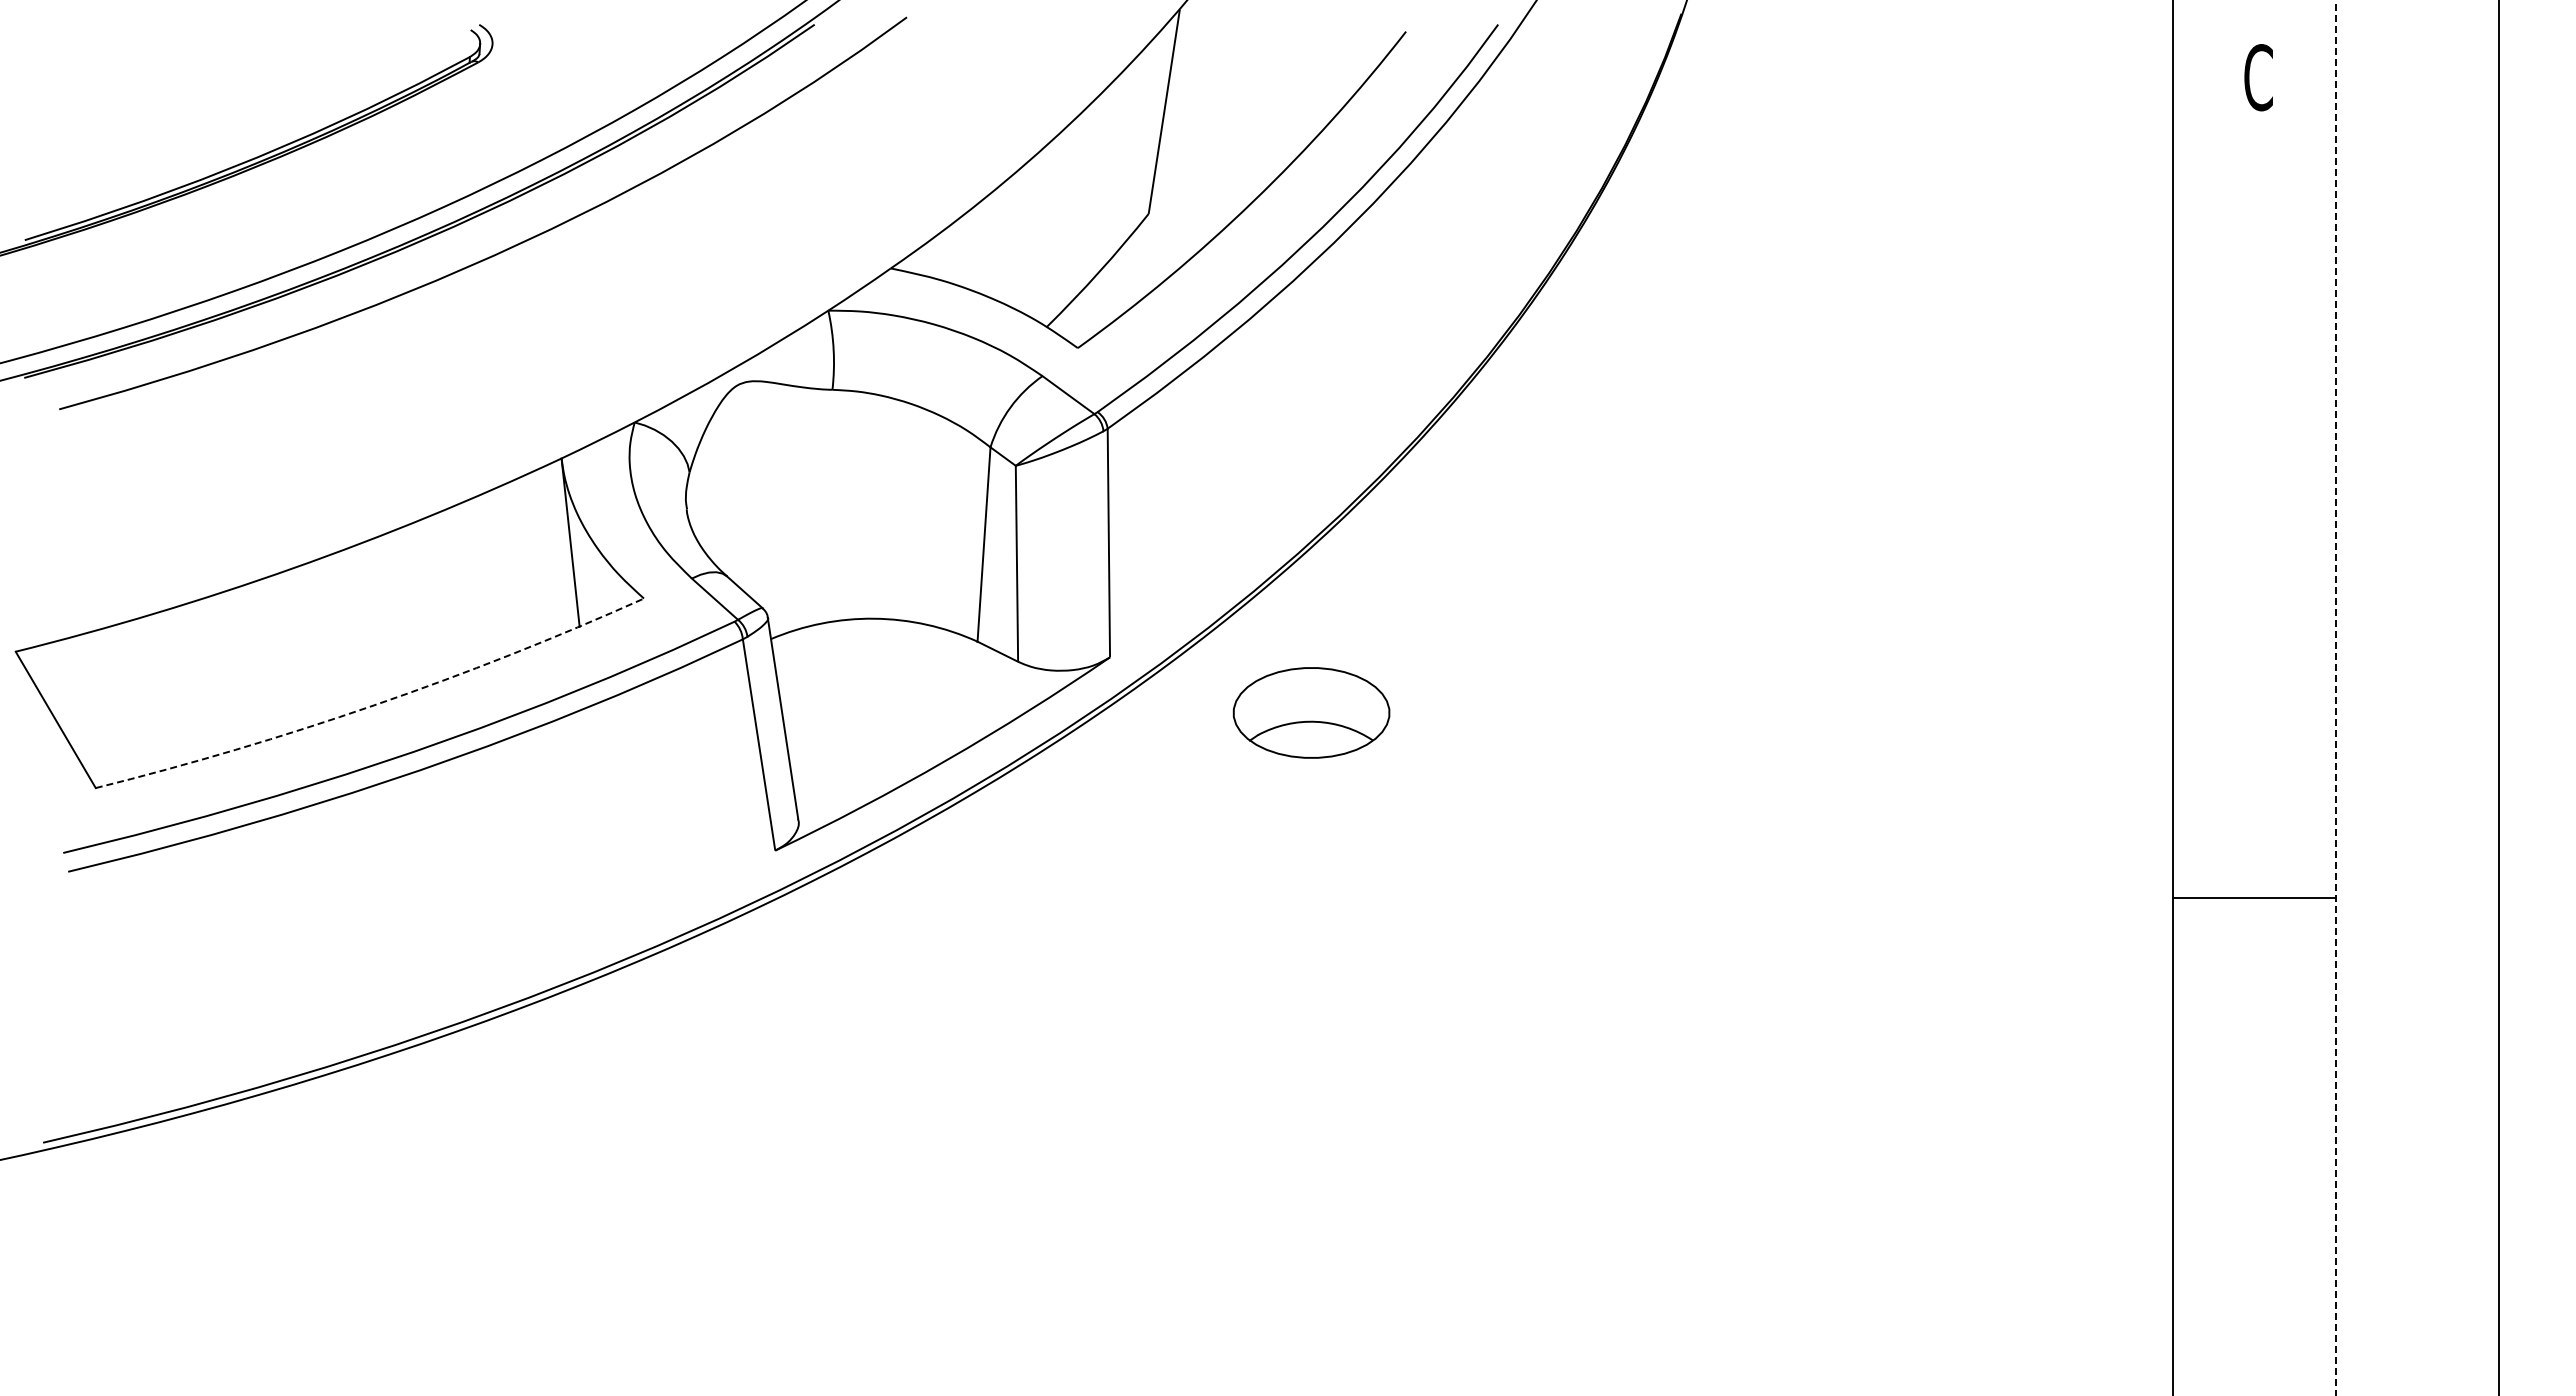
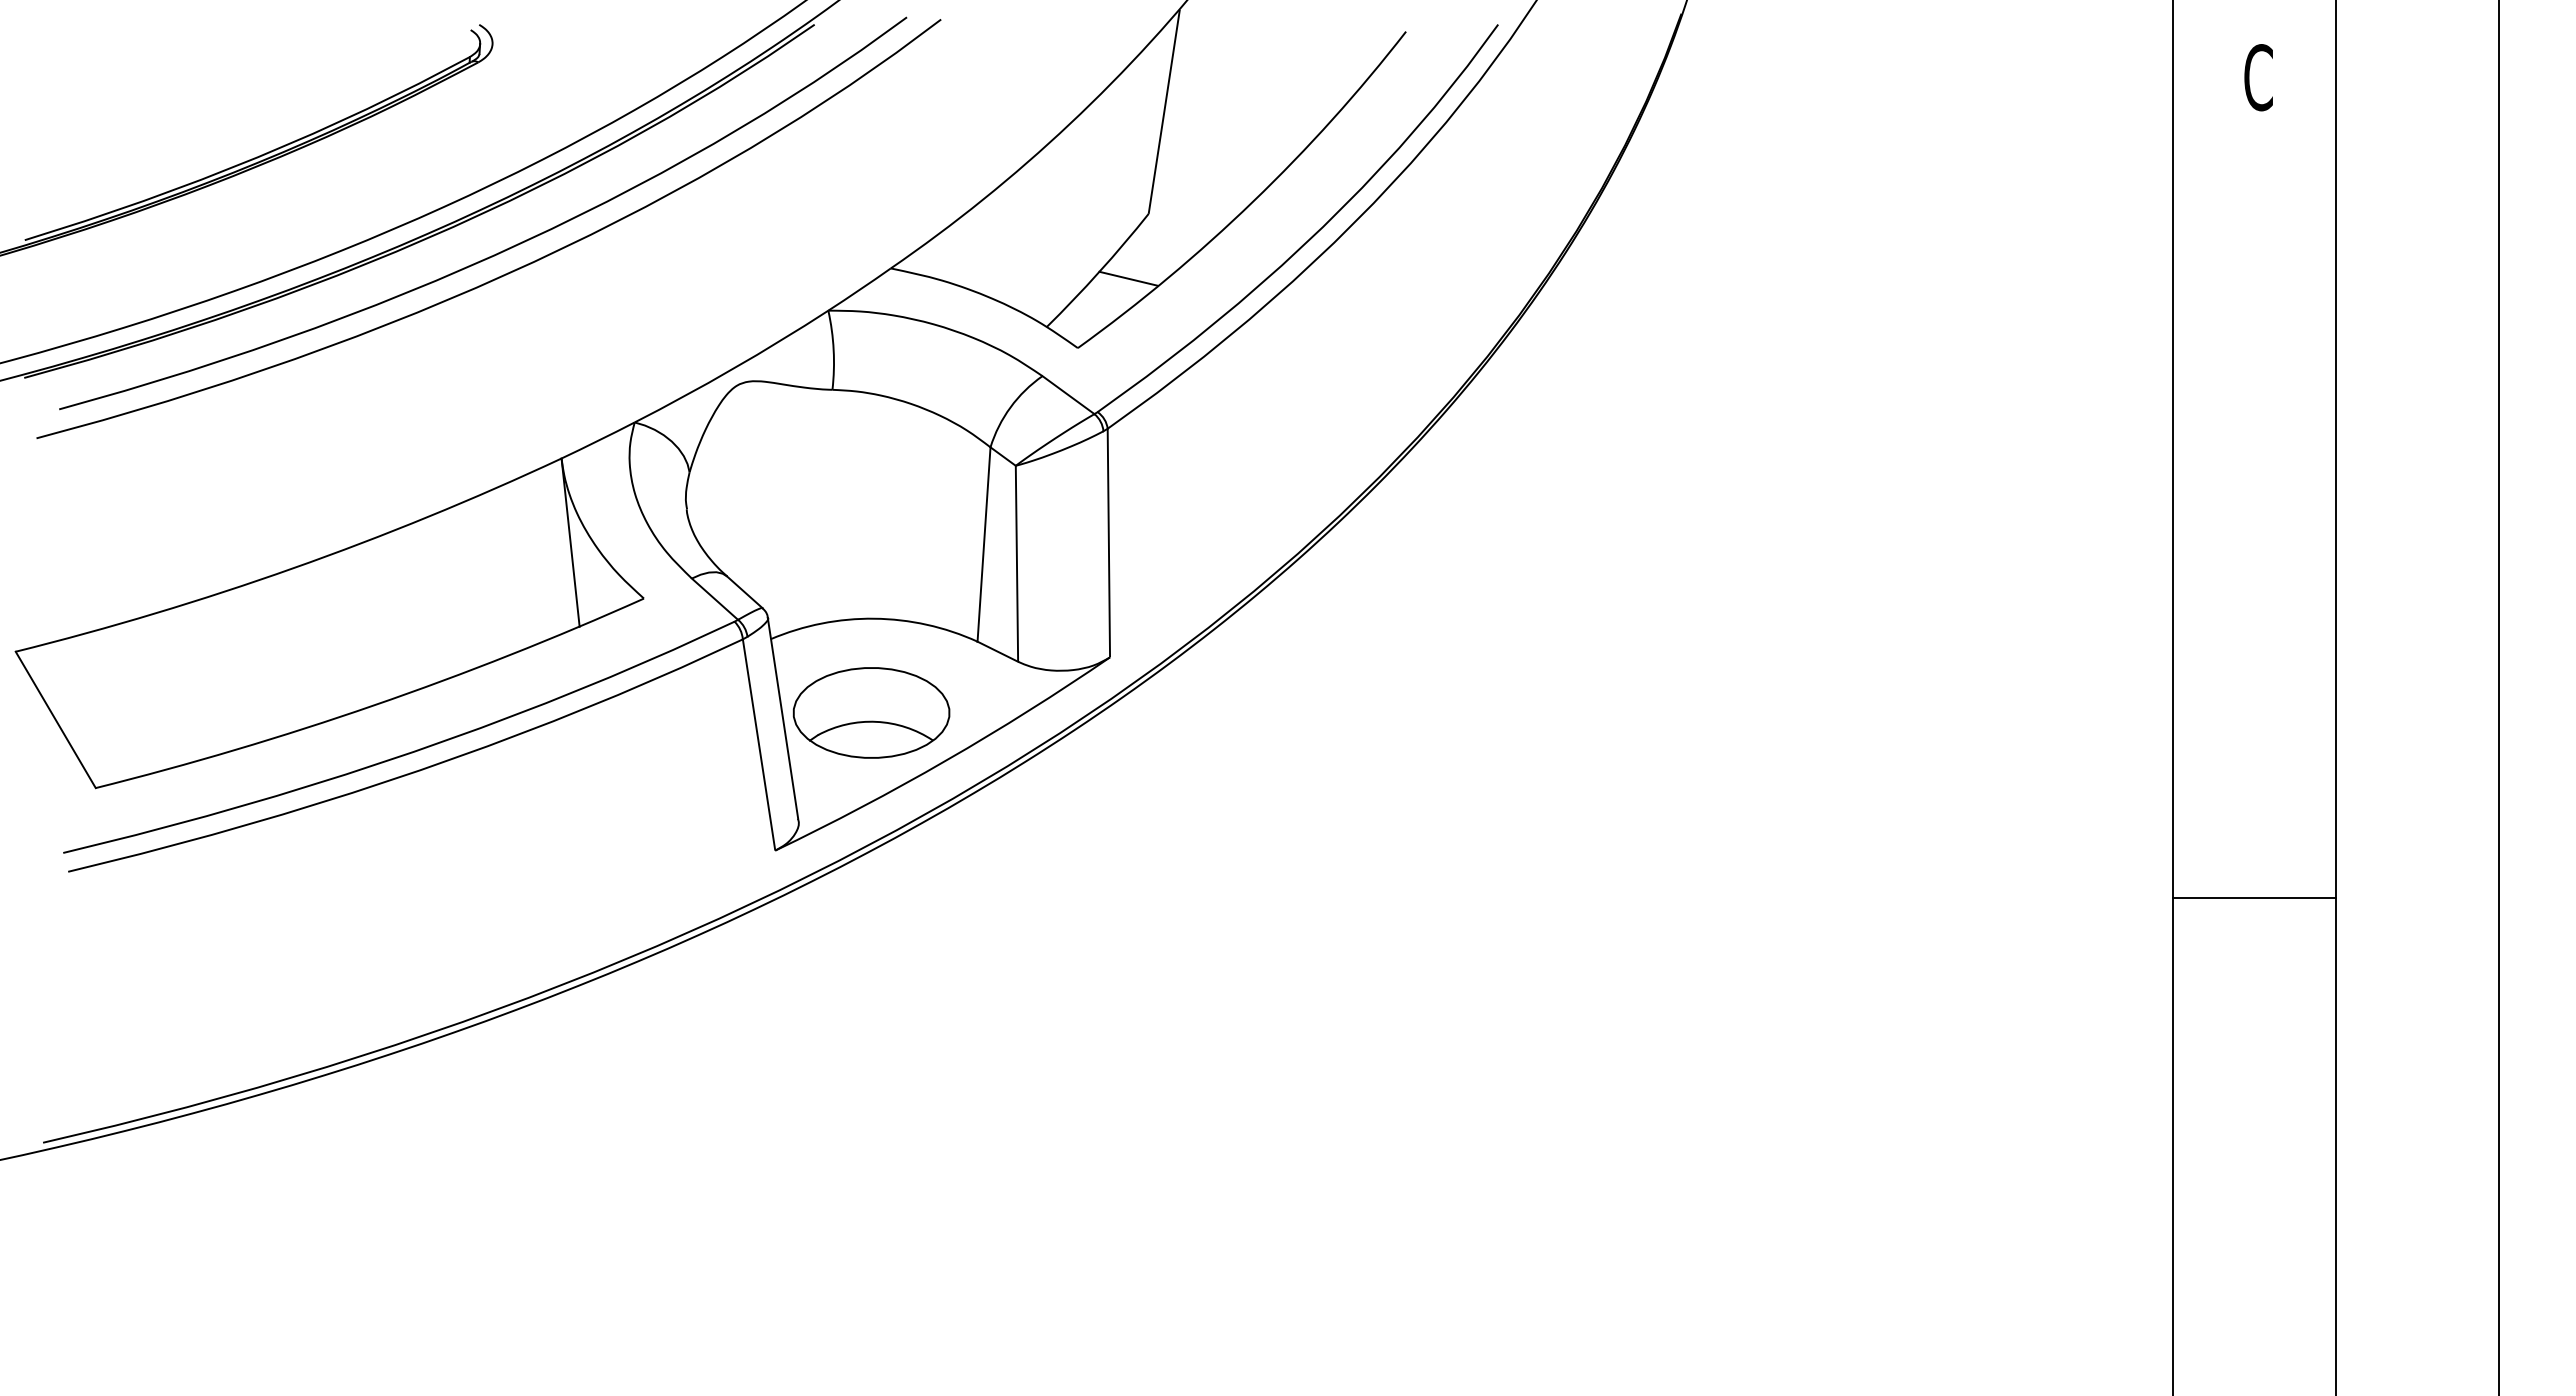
curve: none -> present (509, 271)
line: none -> present (1128, 278)
line: dashed -> solid (2336, 698)
arc: dashed -> solid (374, 705)
part position: (1311, 712) -> (871, 712) (871, 712)
